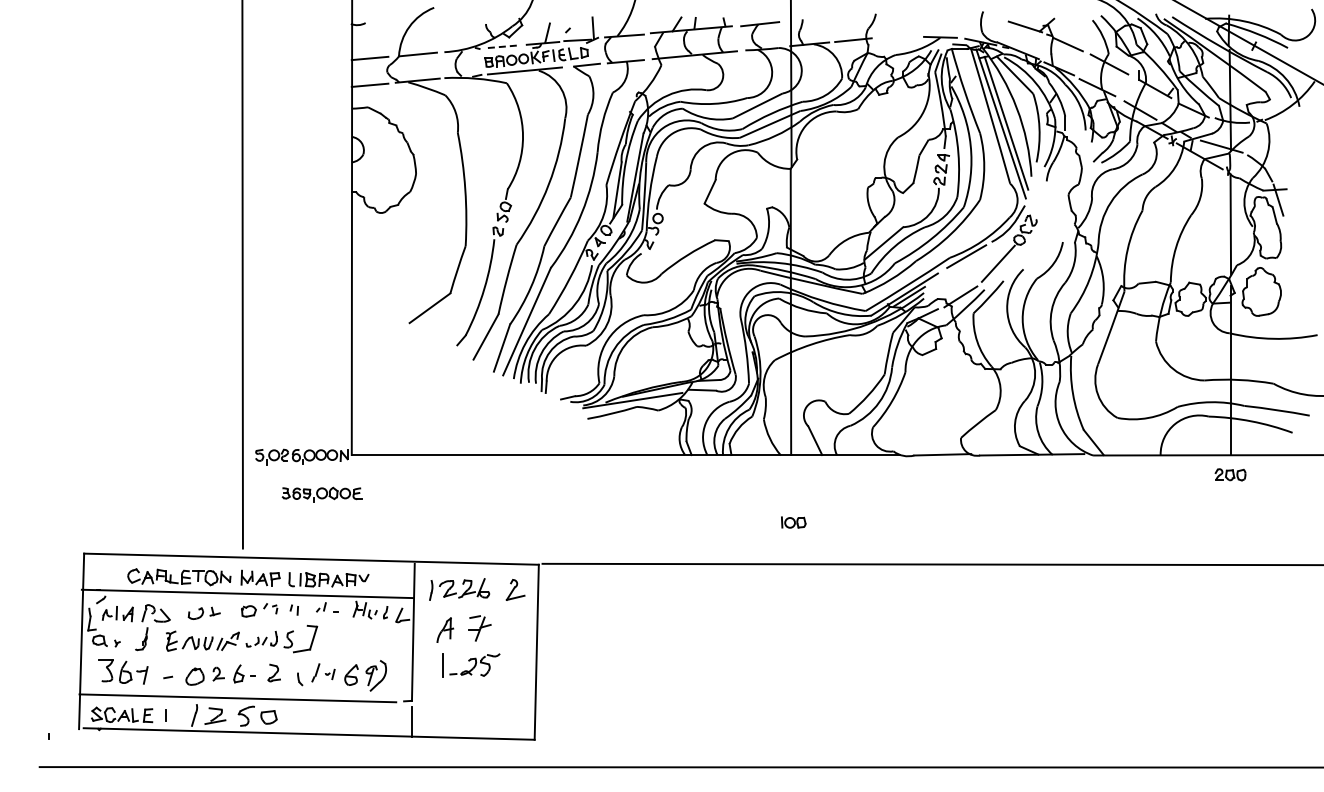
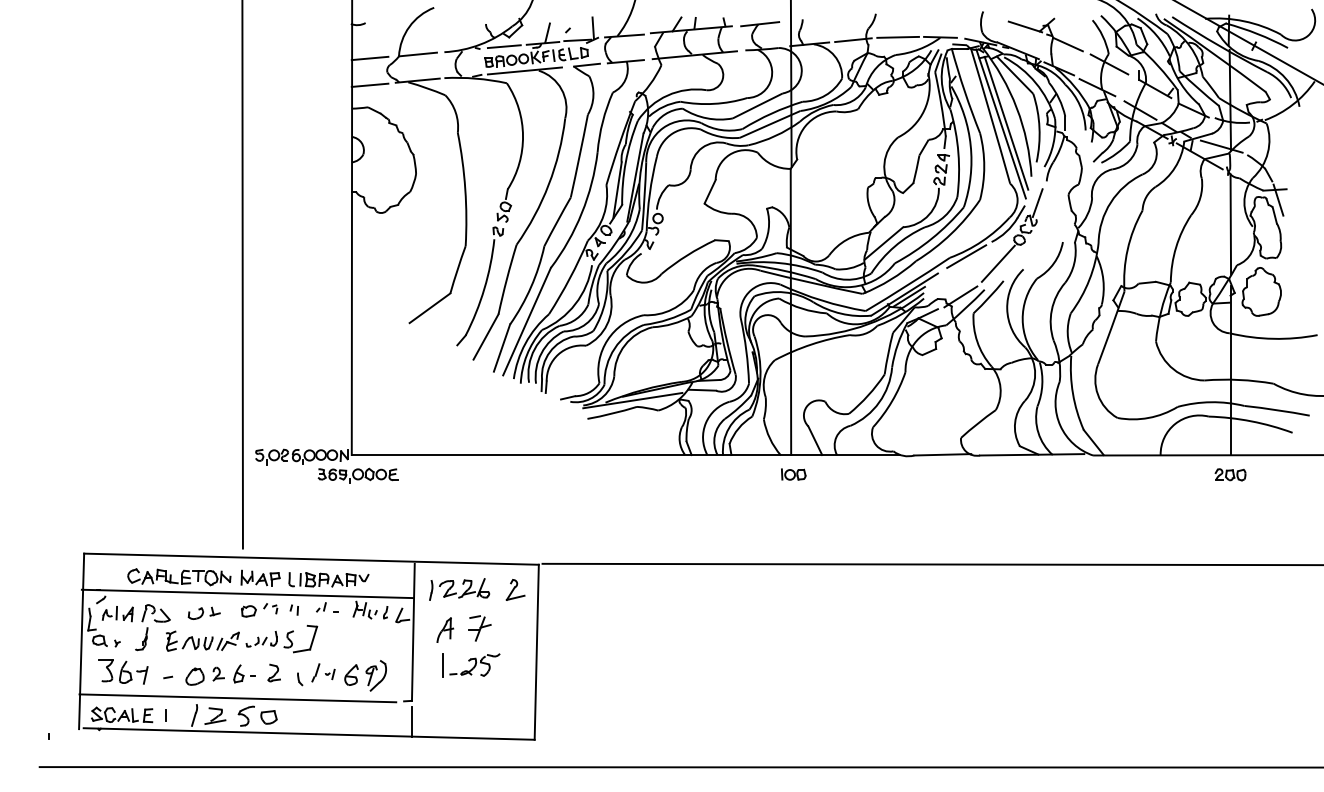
line: none -> present (897, 36)
line: dashed -> solid (504, 46)
line: none -> present (1037, 203)
part position: (321, 494) -> (357, 475) (357, 475)
part position: (793, 522) -> (793, 474) (793, 474)
